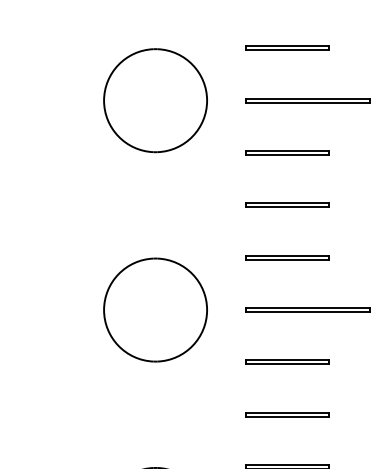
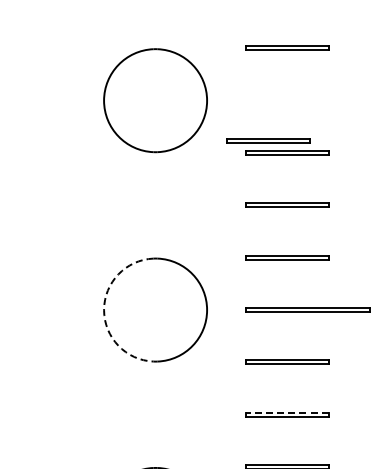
part: present -> none (307, 100)
part: none -> present (268, 140)
arc: solid -> dashed (104, 310)
line: solid -> dashed (286, 412)
